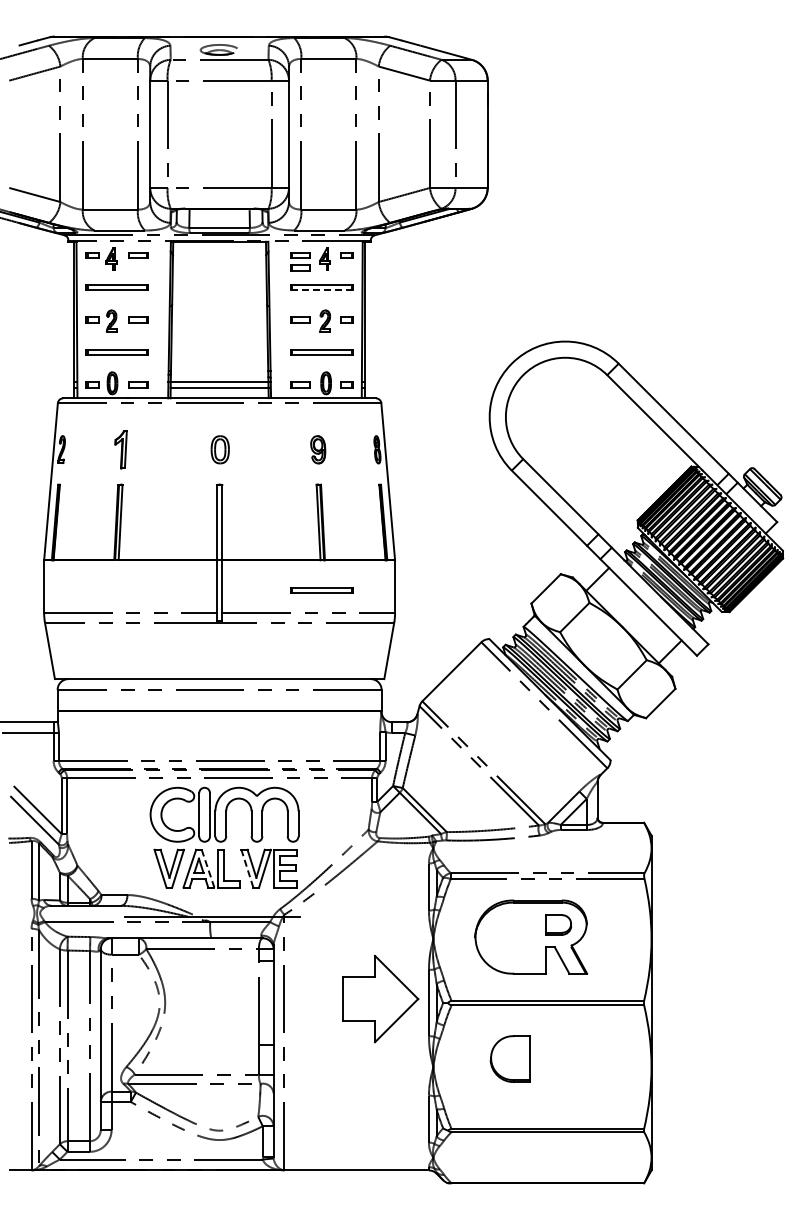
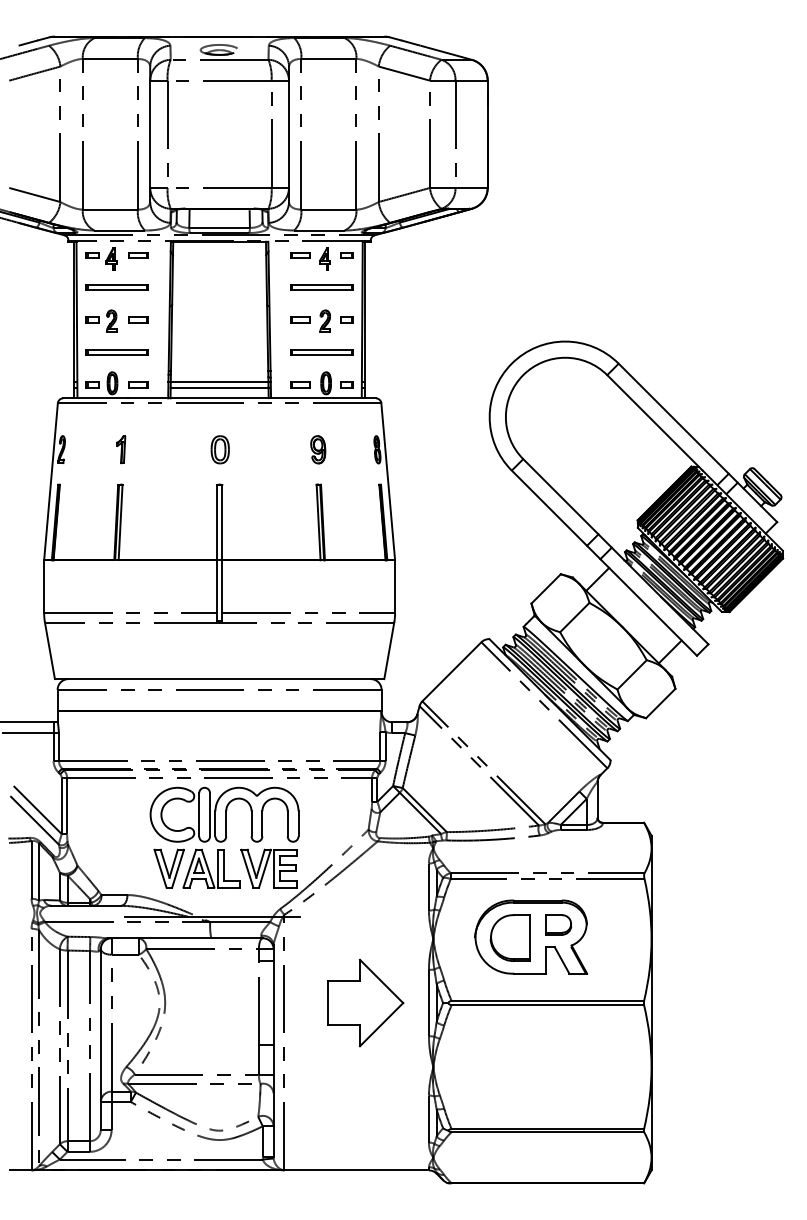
part: present -> none (300, 267)
line: dashed -> solid (321, 290)
part size: 14x40 px -> 11x30 px (121, 449)
part: present -> none (321, 590)
line: dashed -> solid (208, 868)
line: dashed -> solid (247, 868)
part position: (380, 998) -> (365, 1002) (365, 1002)
part position: (509, 1058) -> (509, 937) (509, 937)
